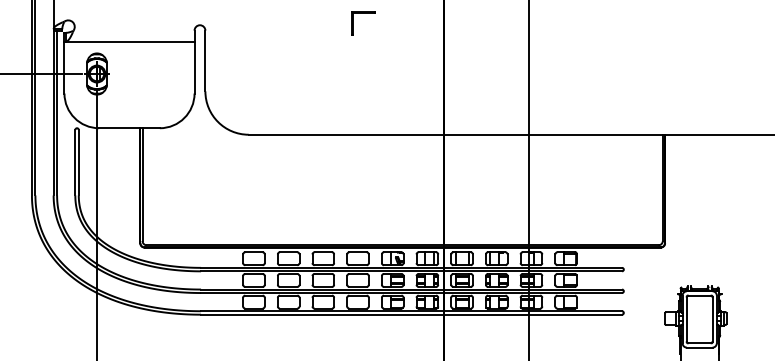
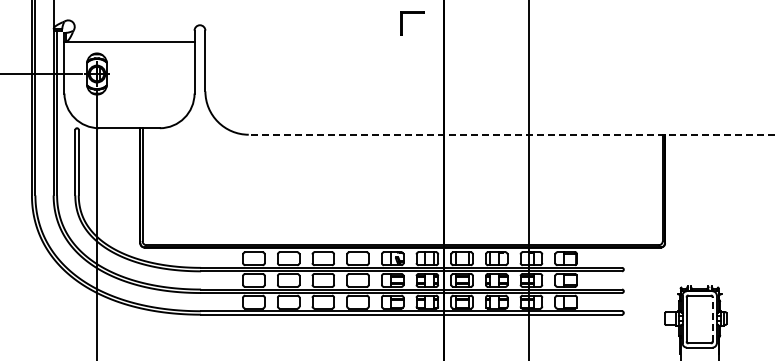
part position: (363, 13) -> (412, 13) (412, 13)
line: solid -> dashed (511, 134)
line: solid -> dashed (712, 319)
